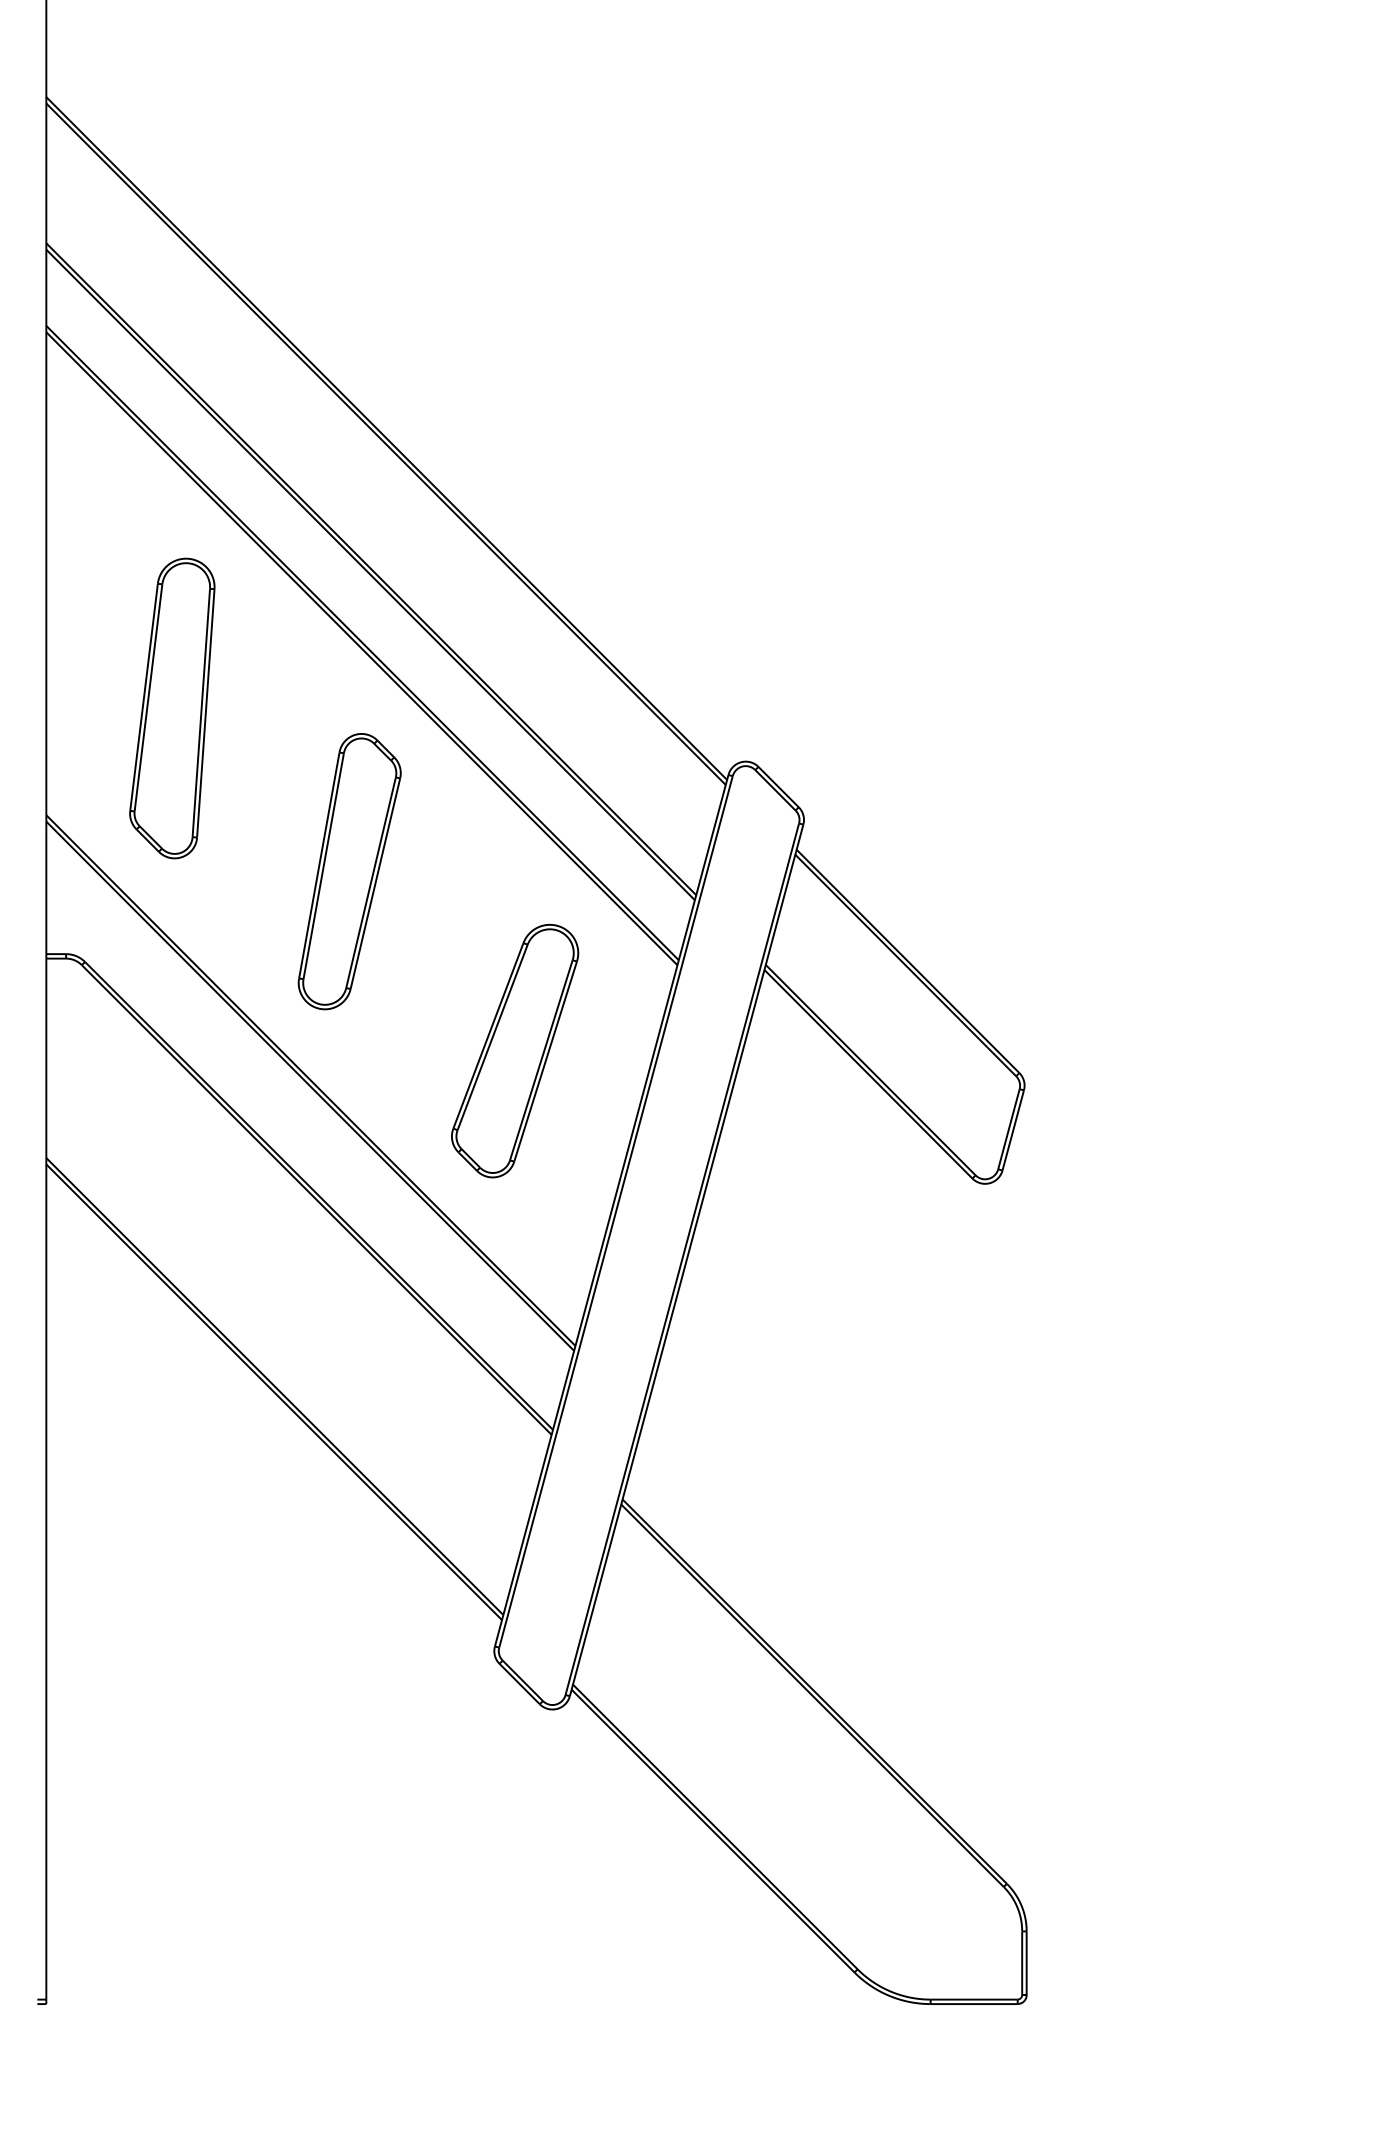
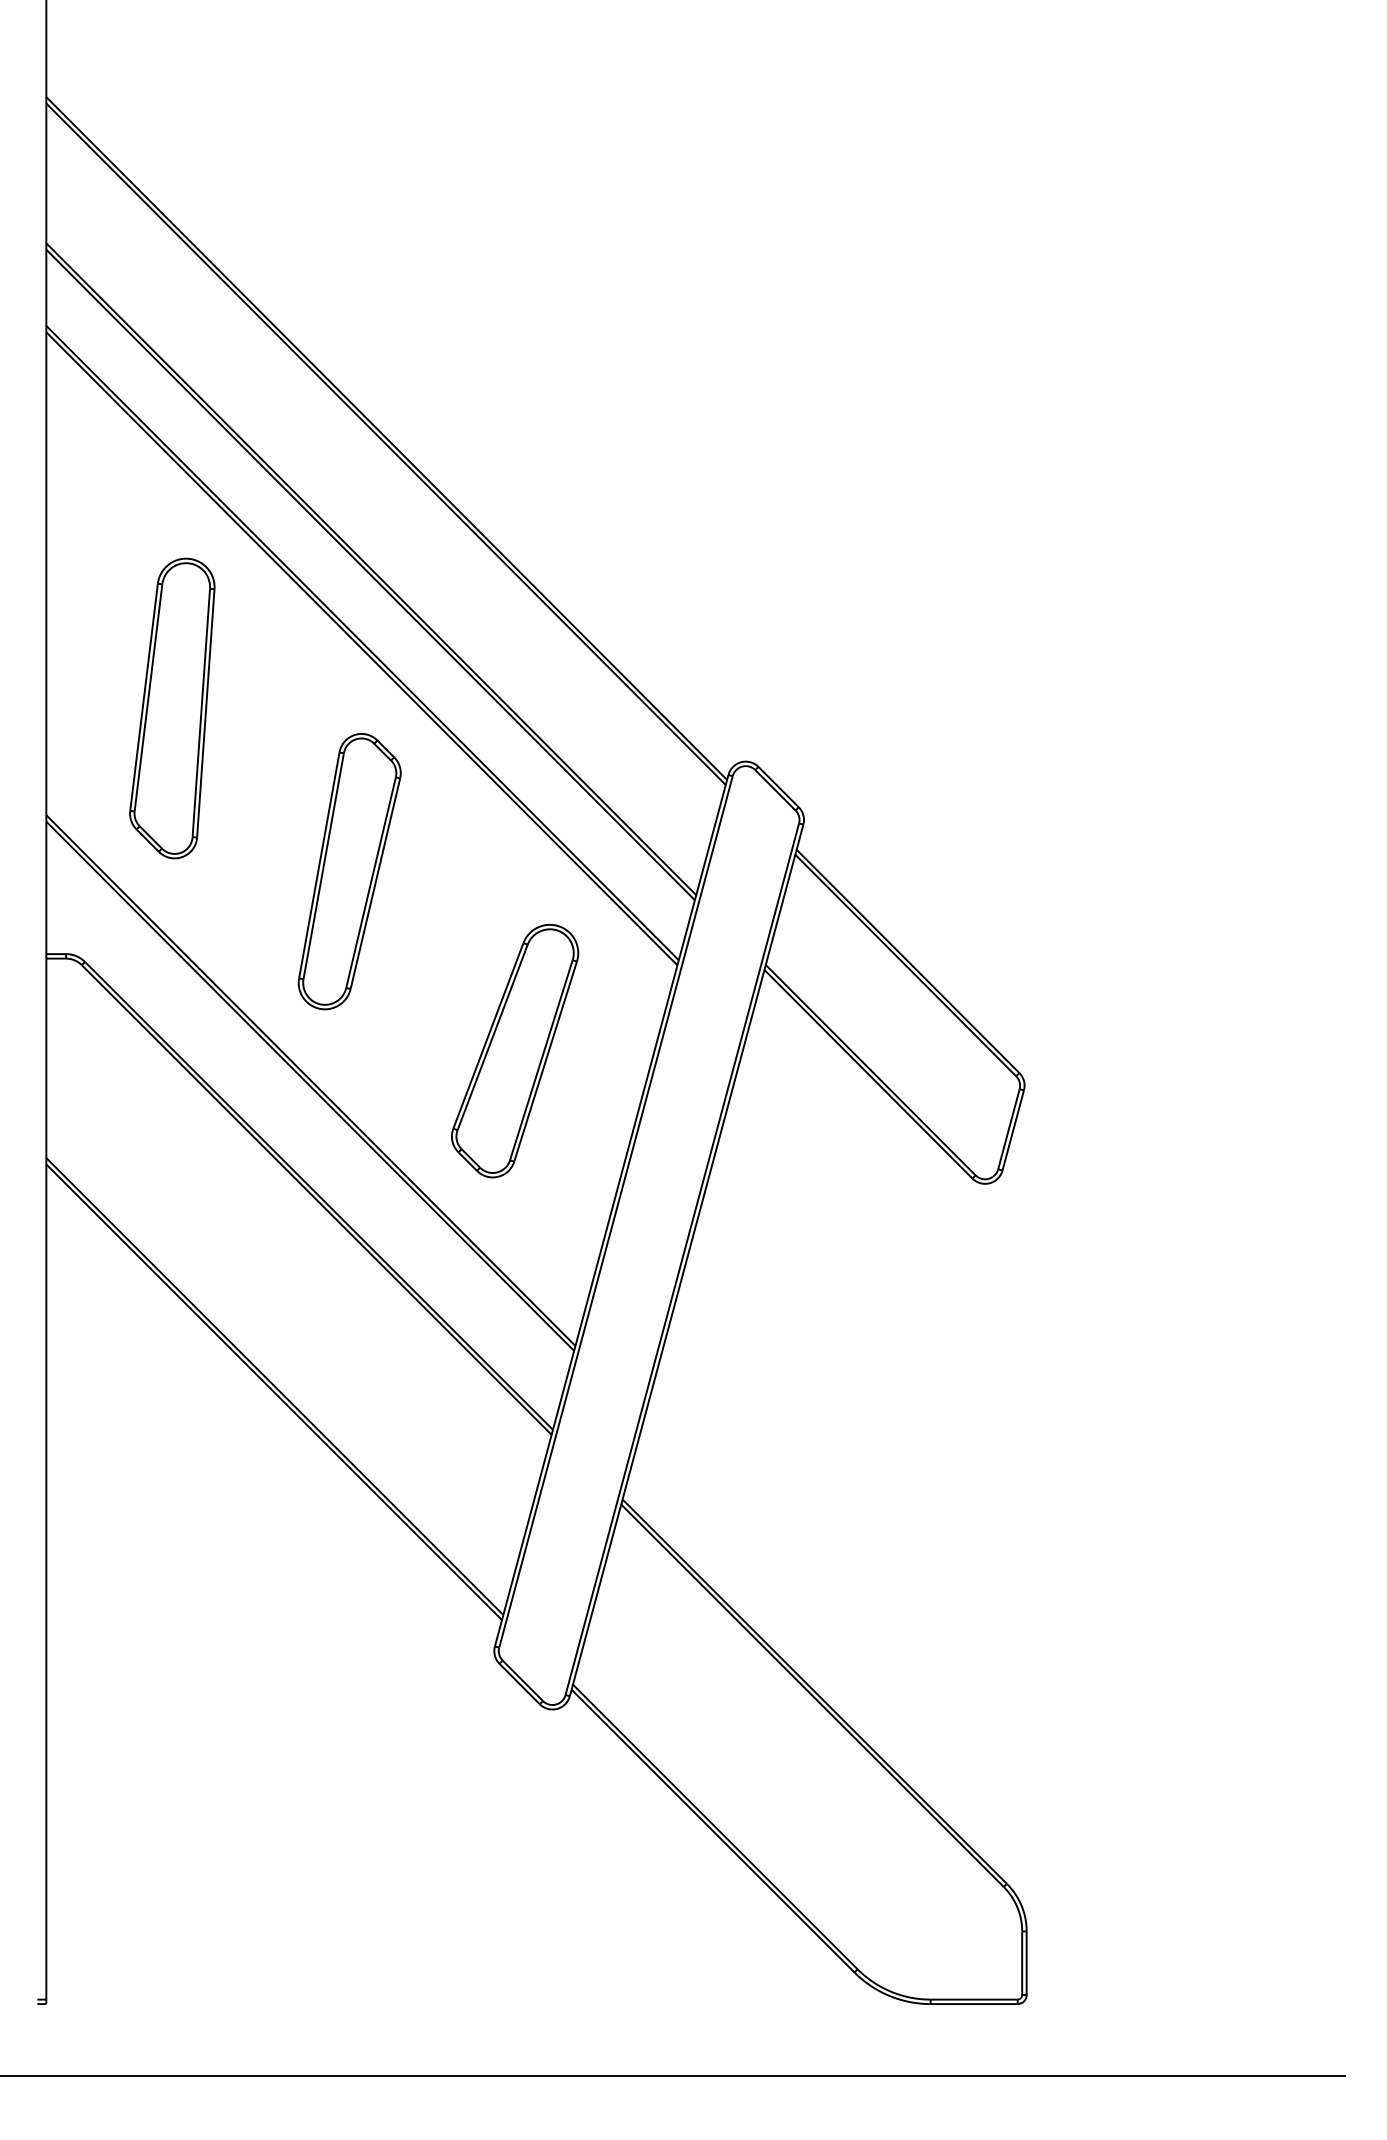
line: none -> present (673, 2075)
